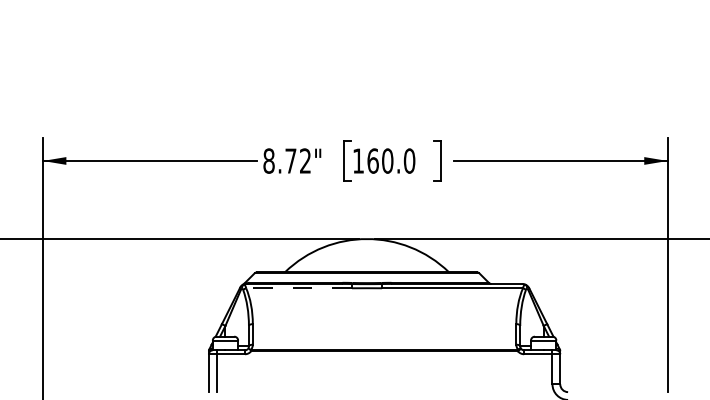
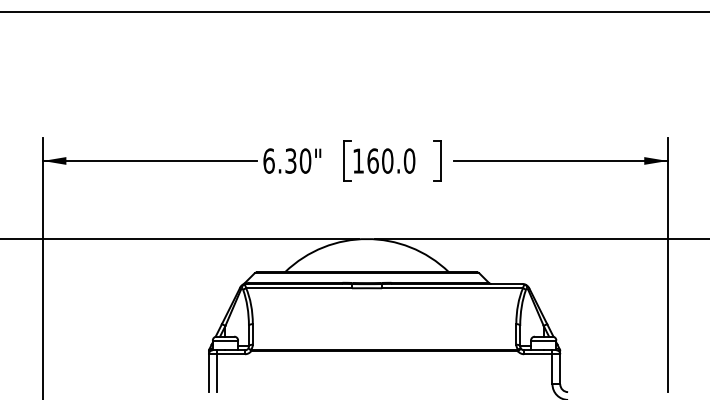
line: none -> present (354, 11)
text: 8.72" -> 6.30" (287, 160)
line: dashed -> solid (299, 288)
